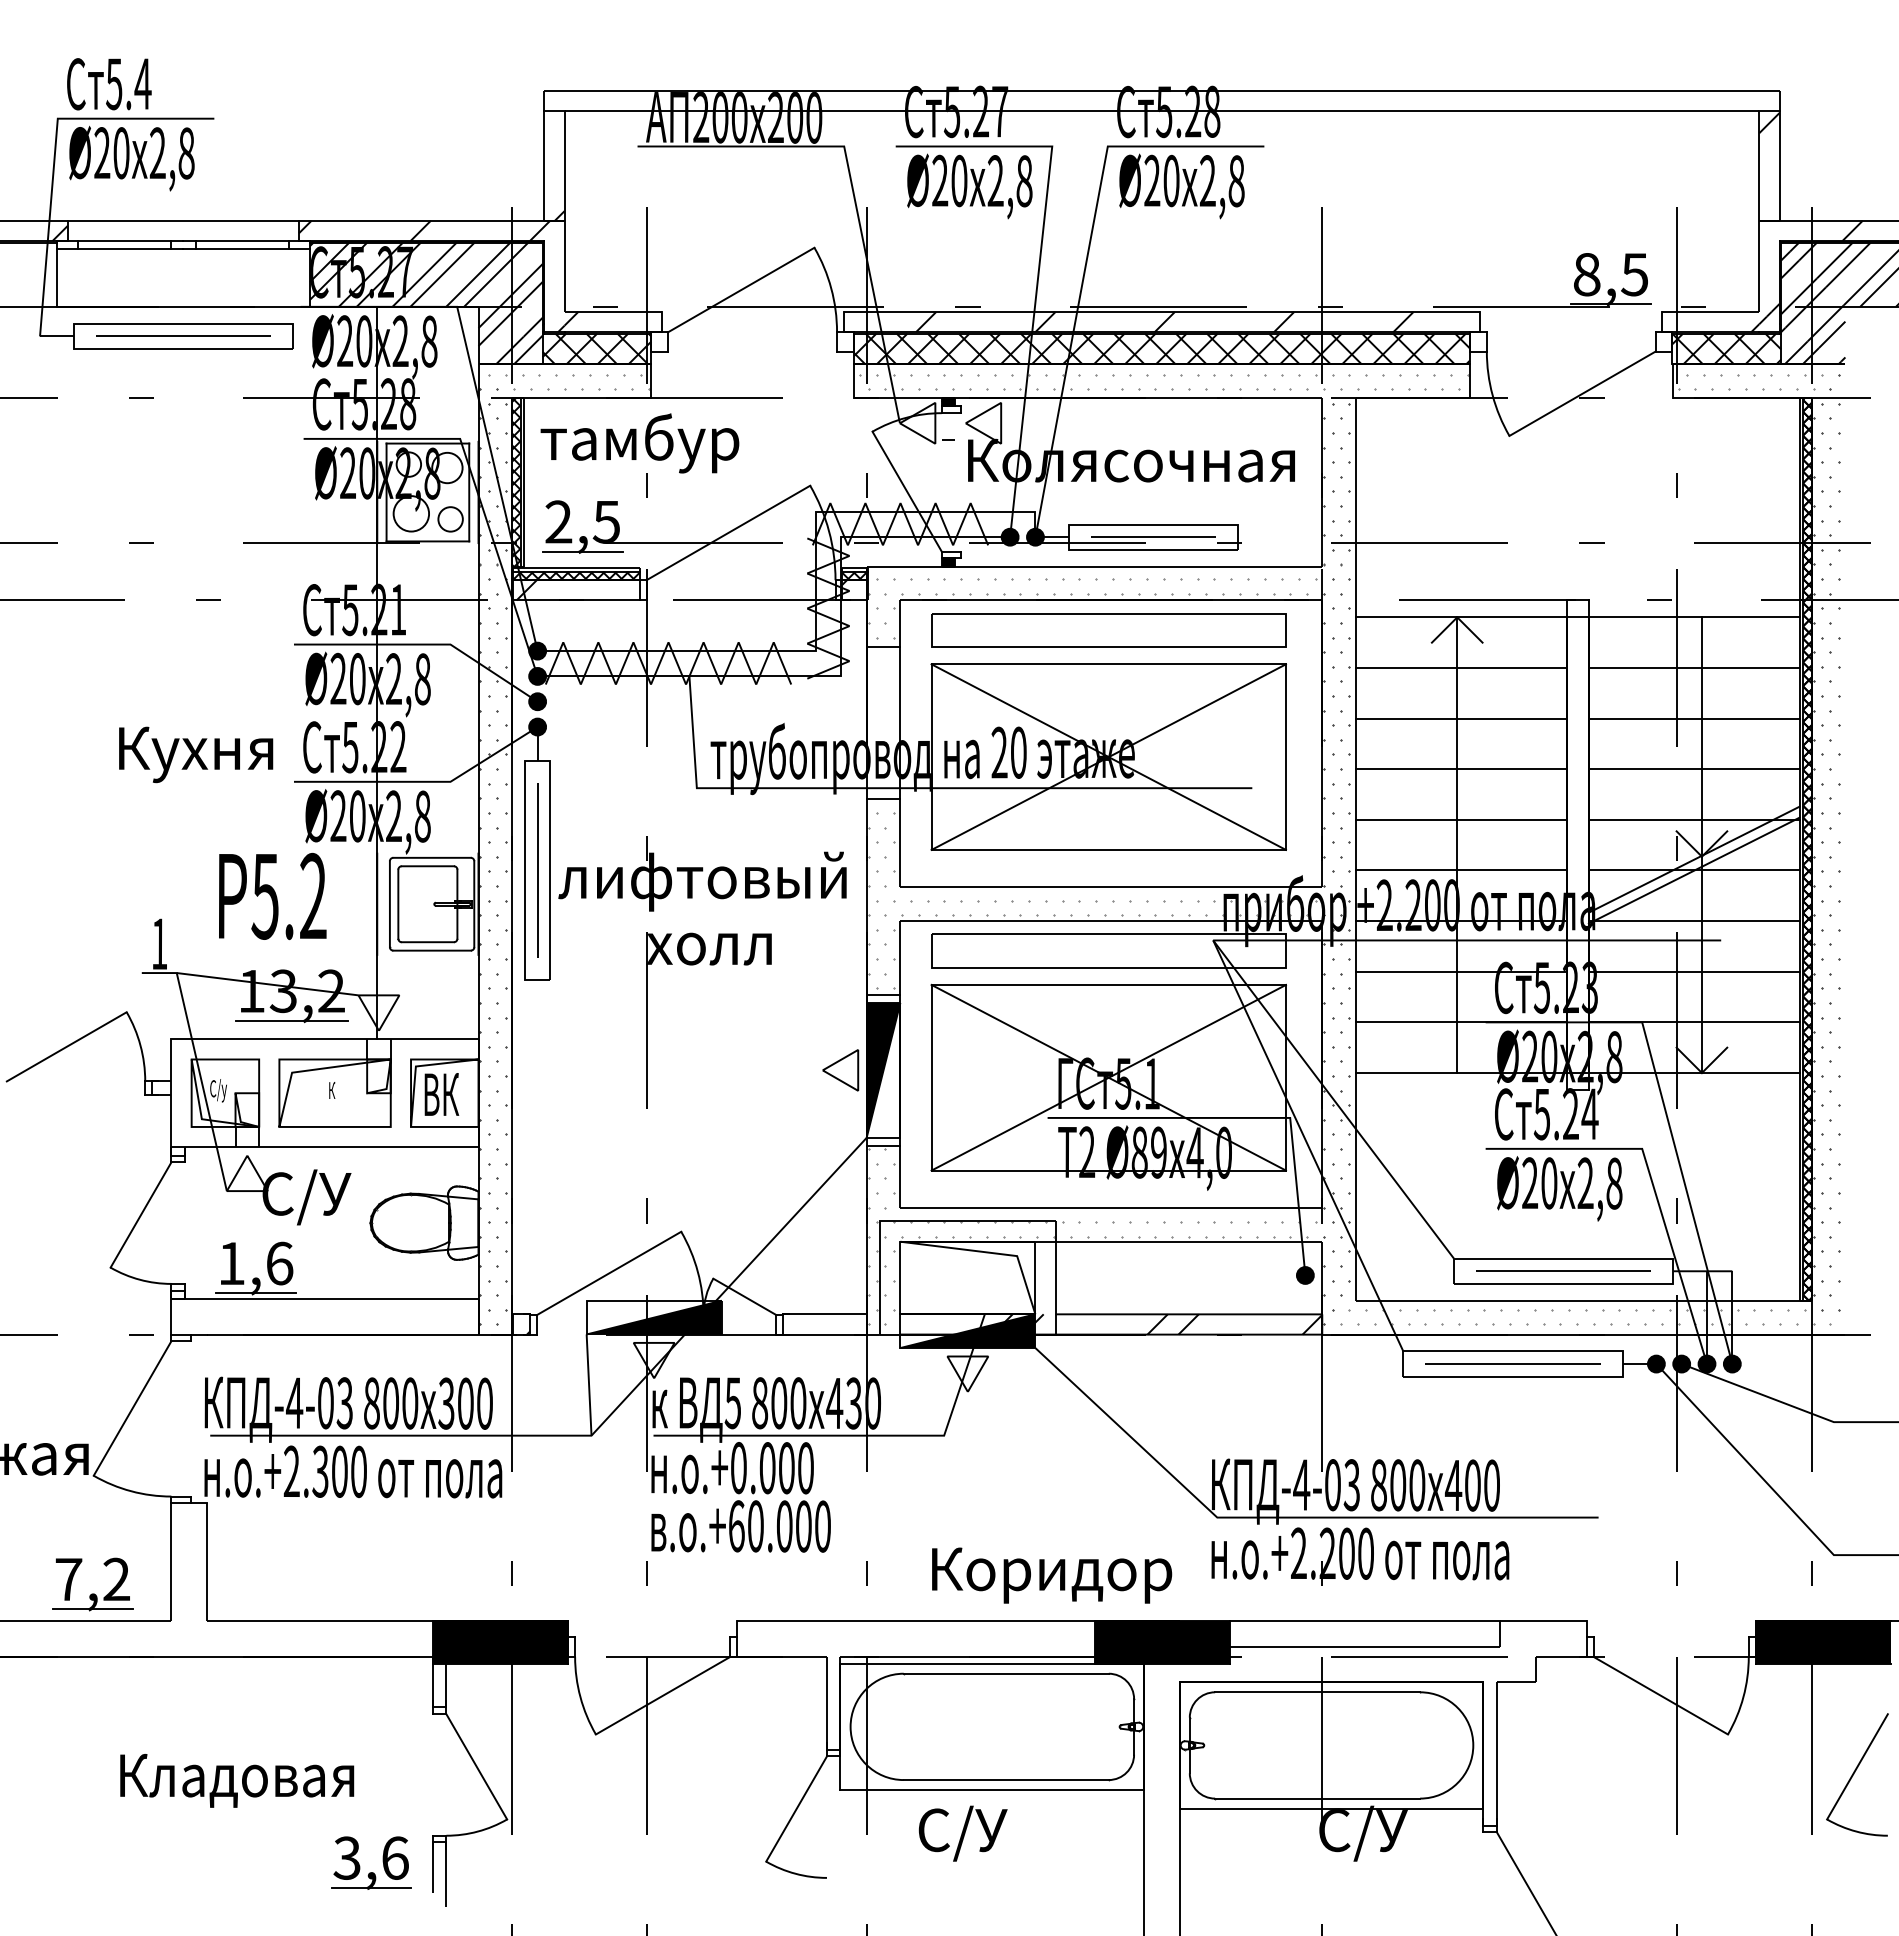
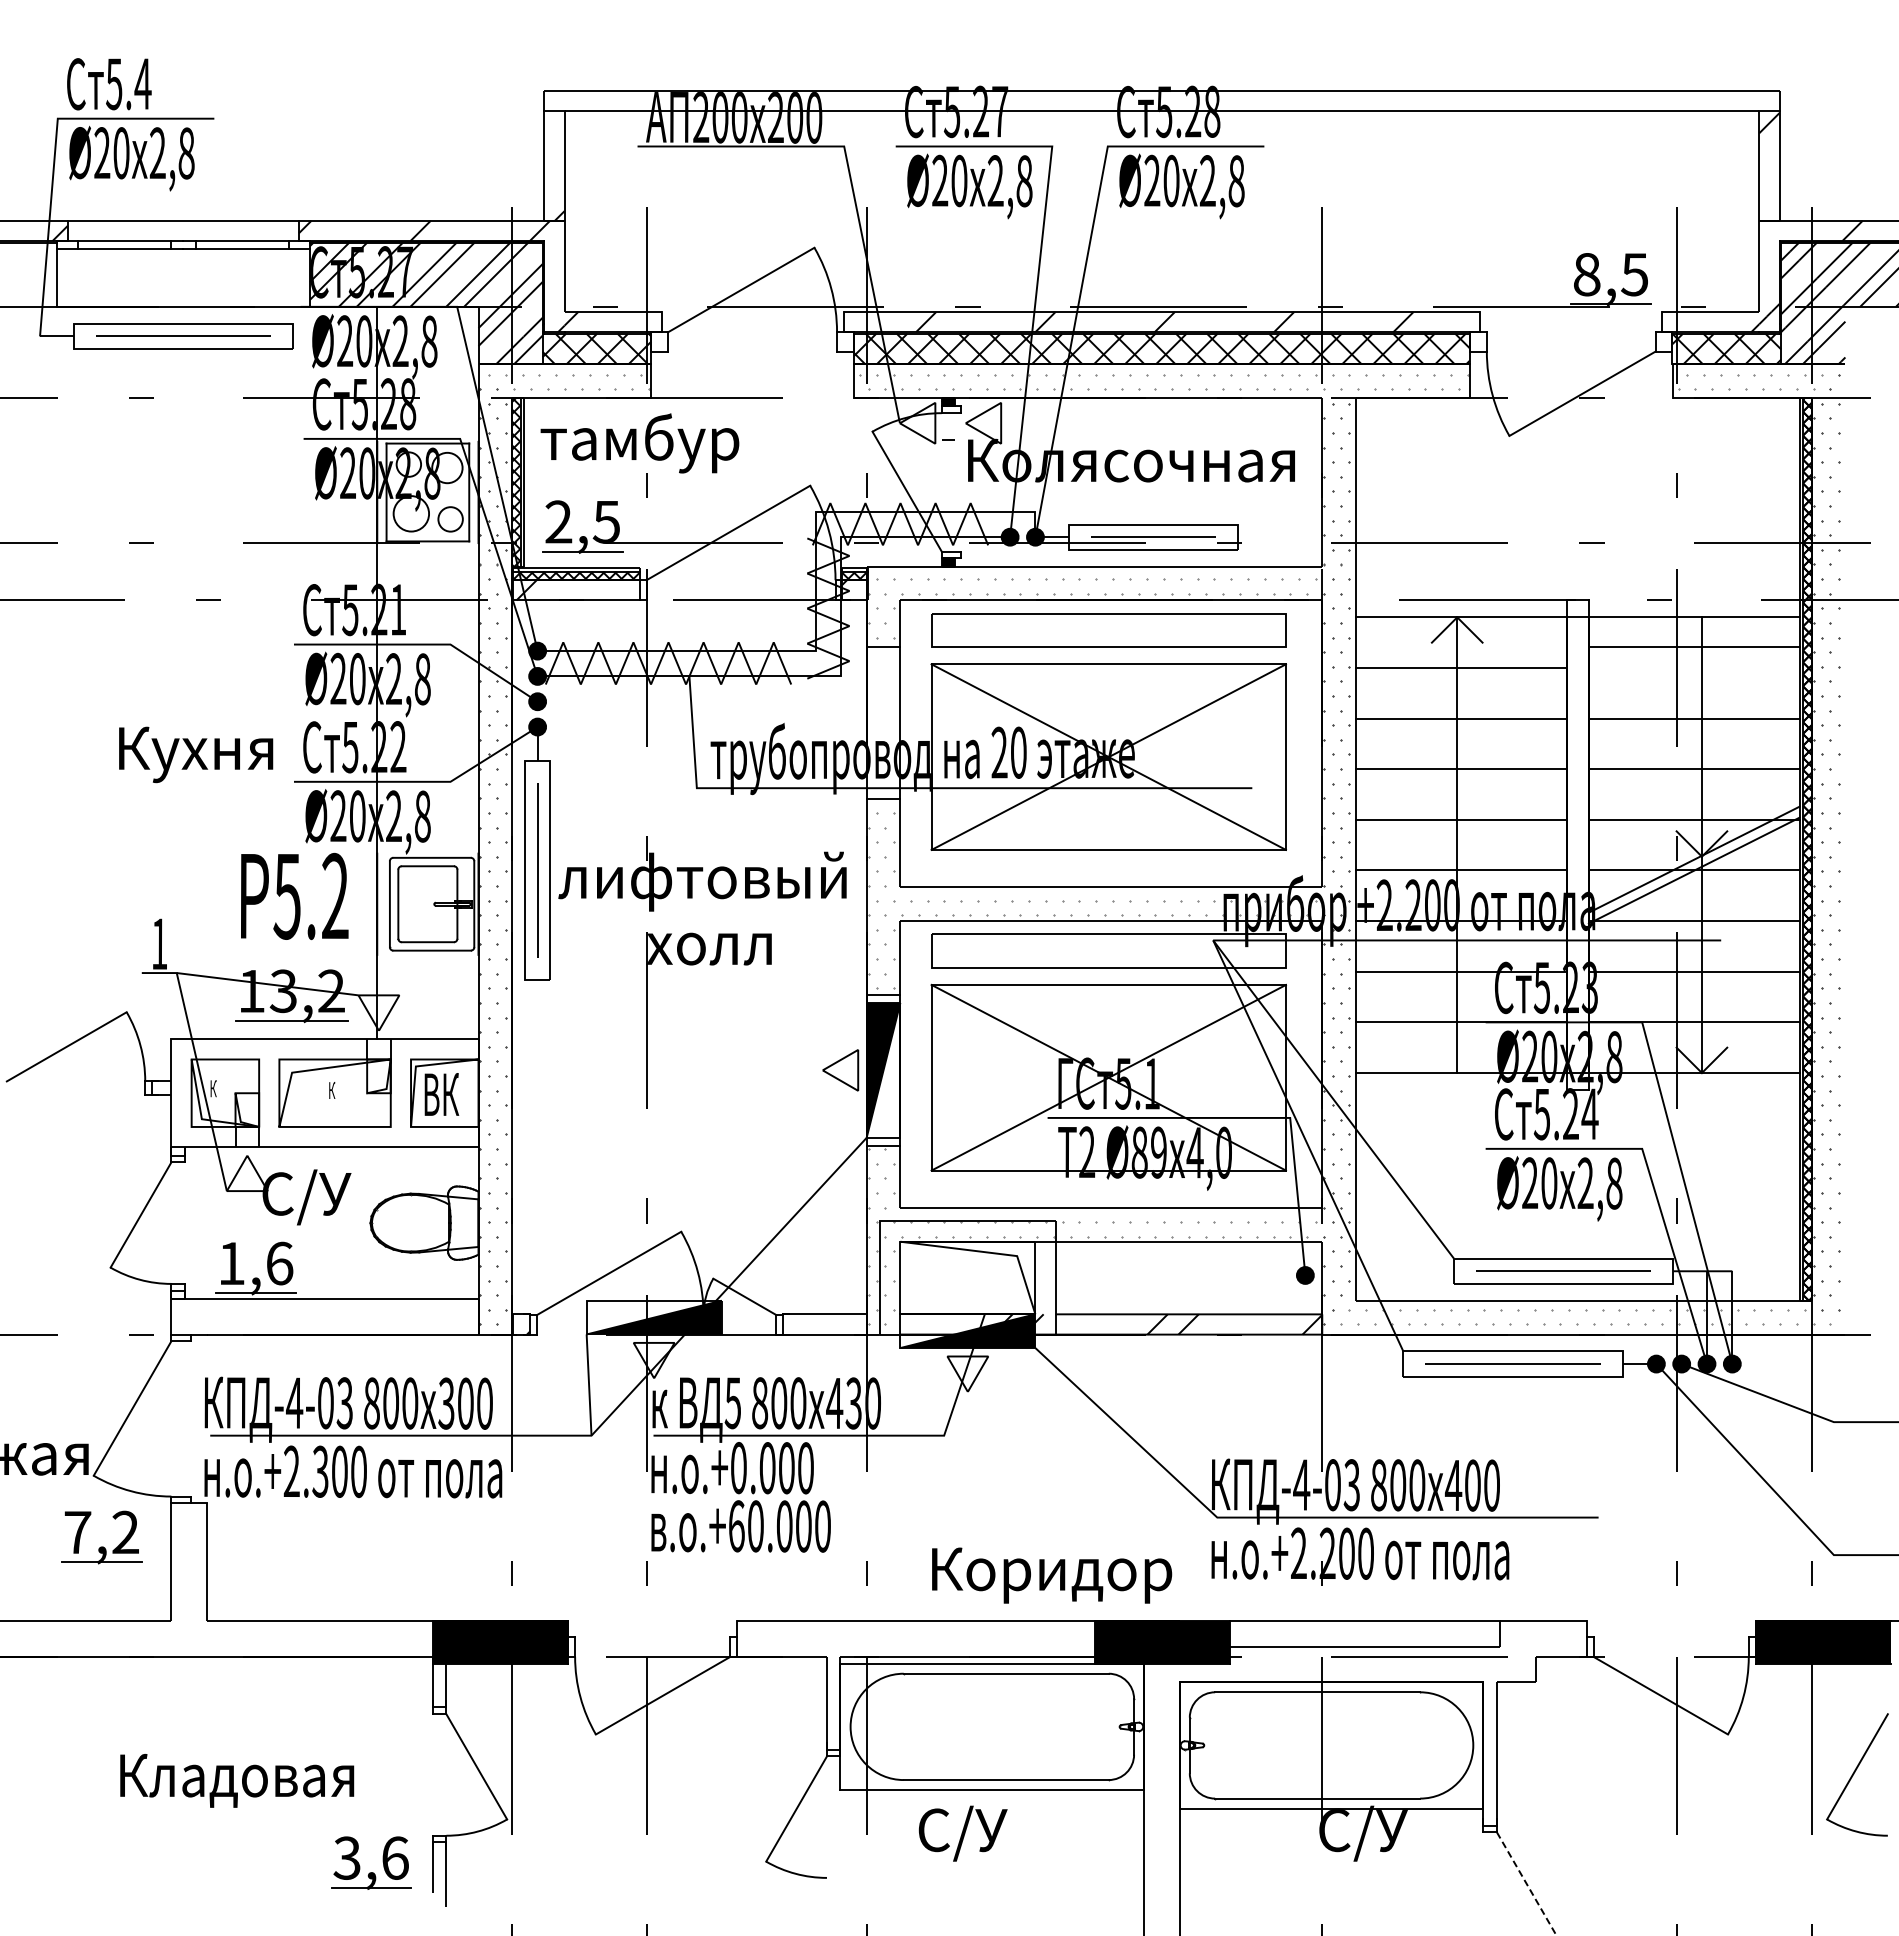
line position: (1693, 667) -> (1693, 646) (1693, 646)
text position: (272, 896) -> (294, 896) (294, 896)
text: С/у -> К (218, 1090)
part position: (92, 1593) -> (101, 1546) (101, 1546)
line: solid -> dashed (1526, 1884)
